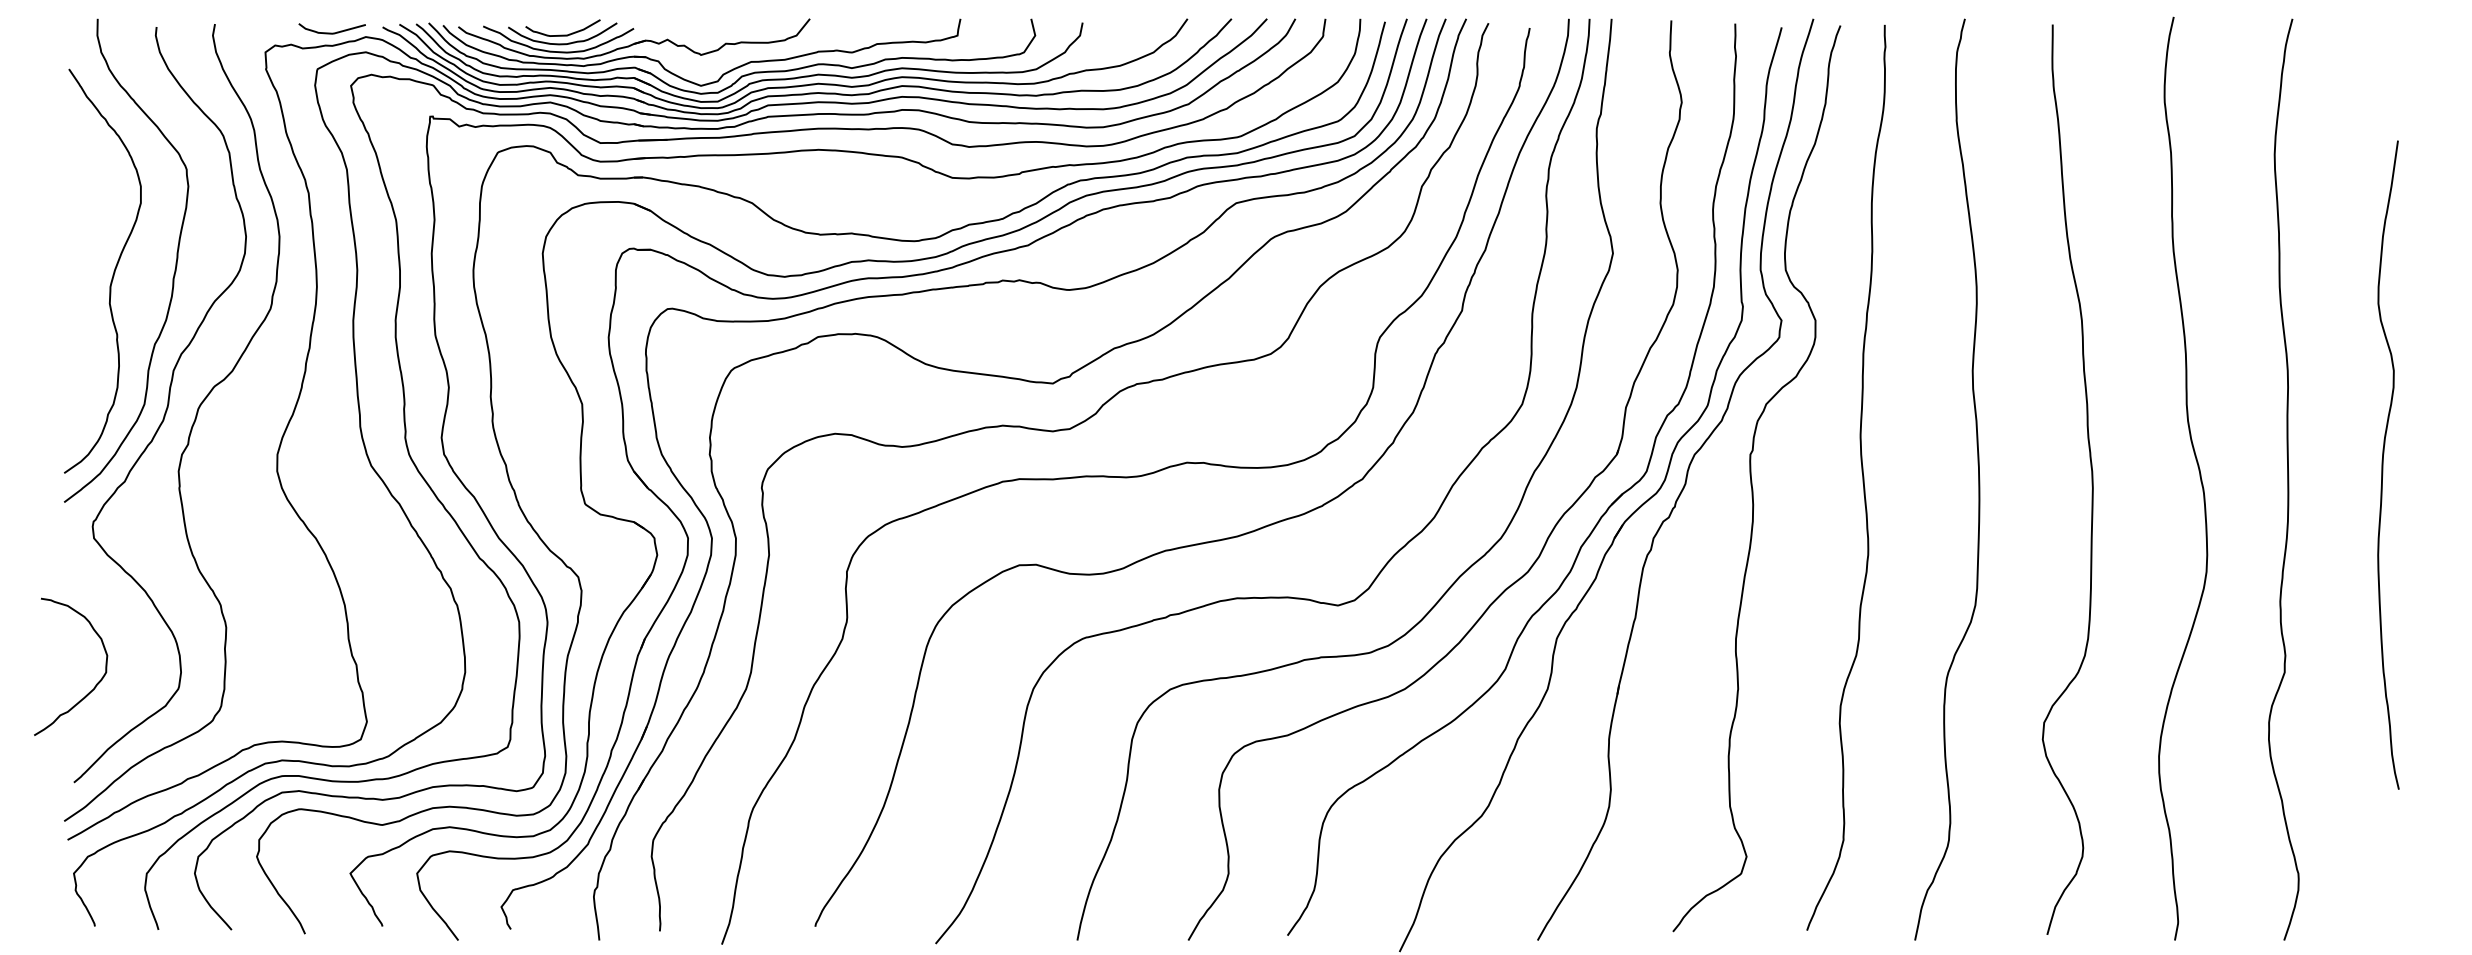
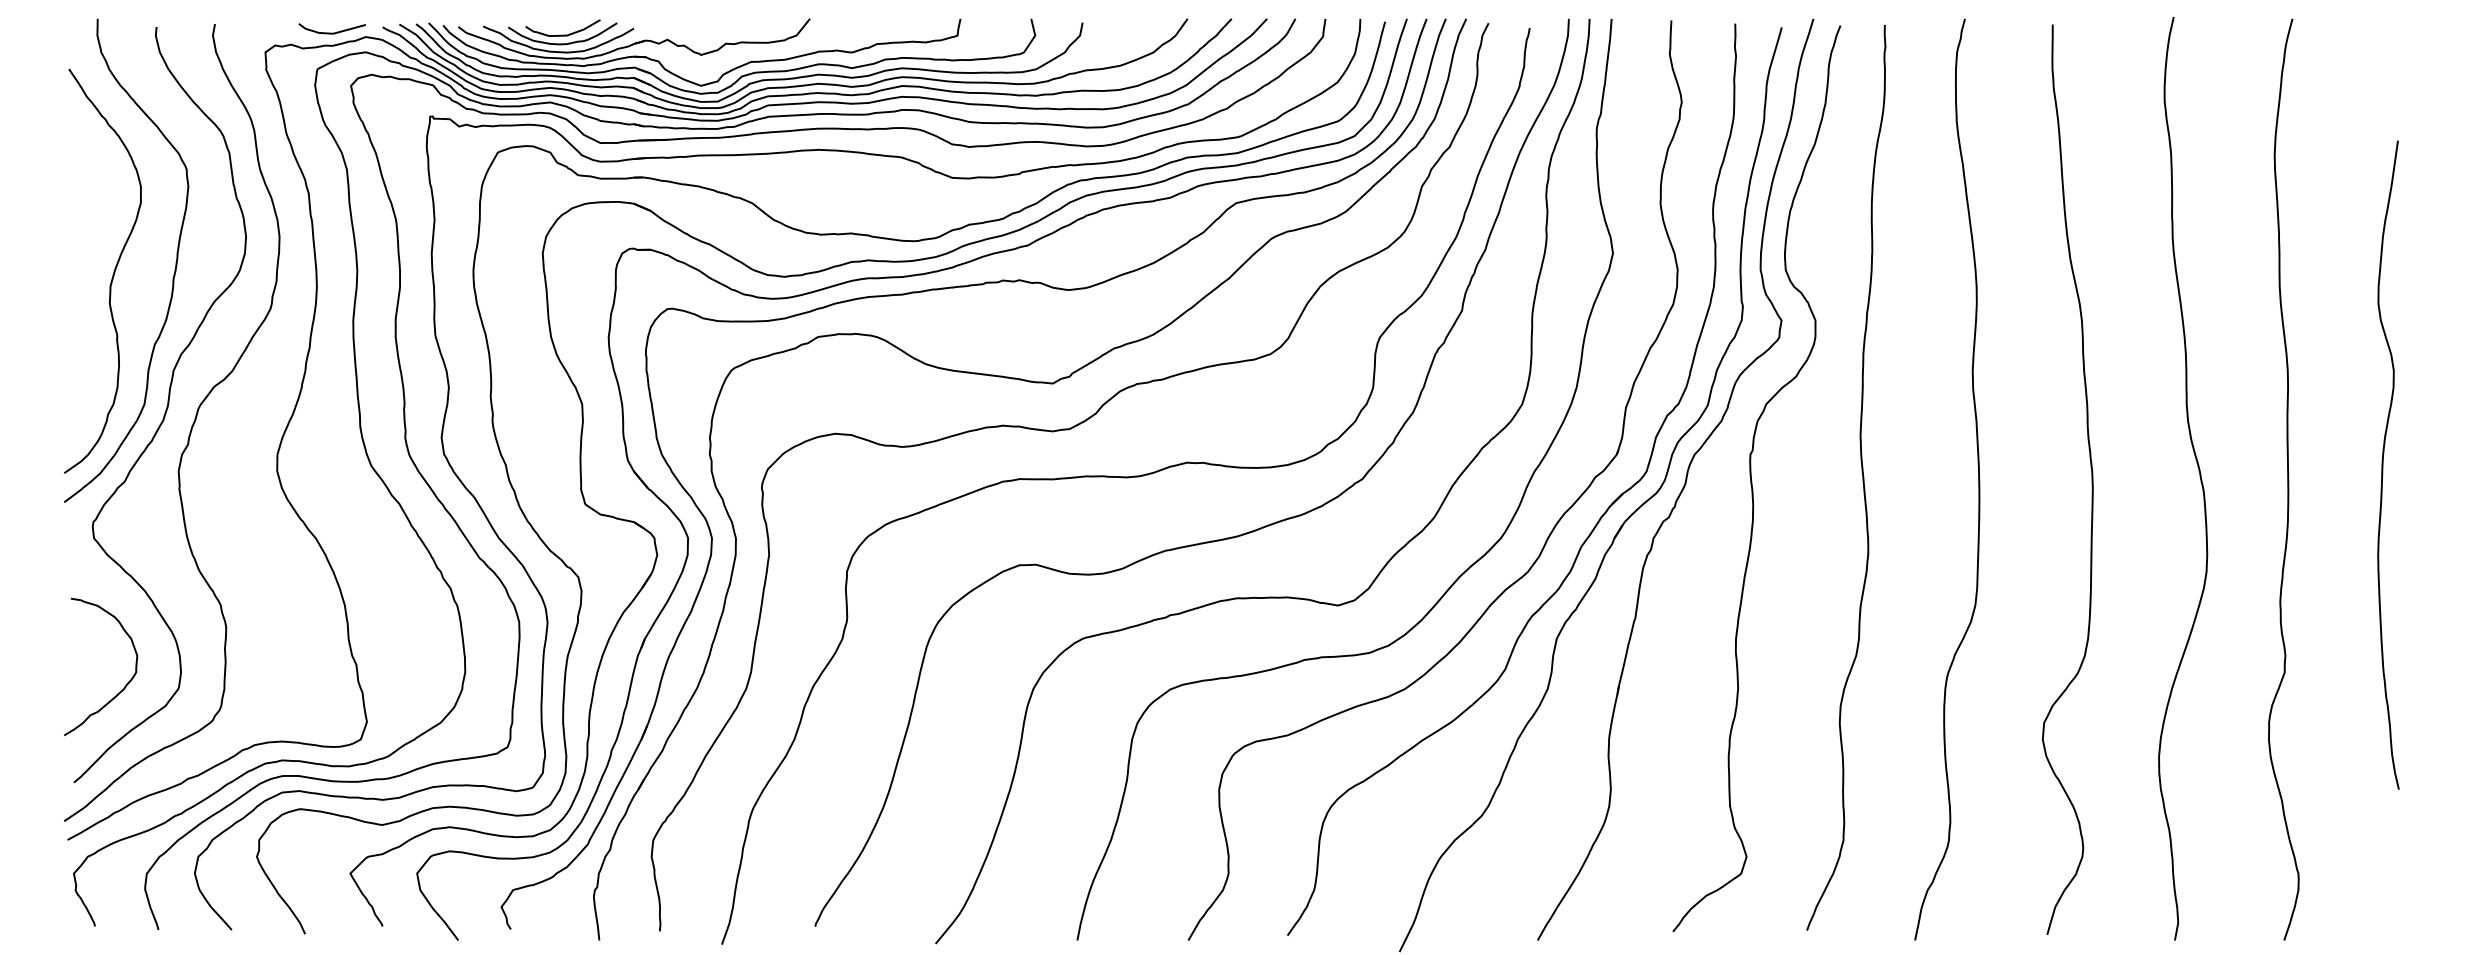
curve position: (96, 683) -> (126, 683) (126, 683)
